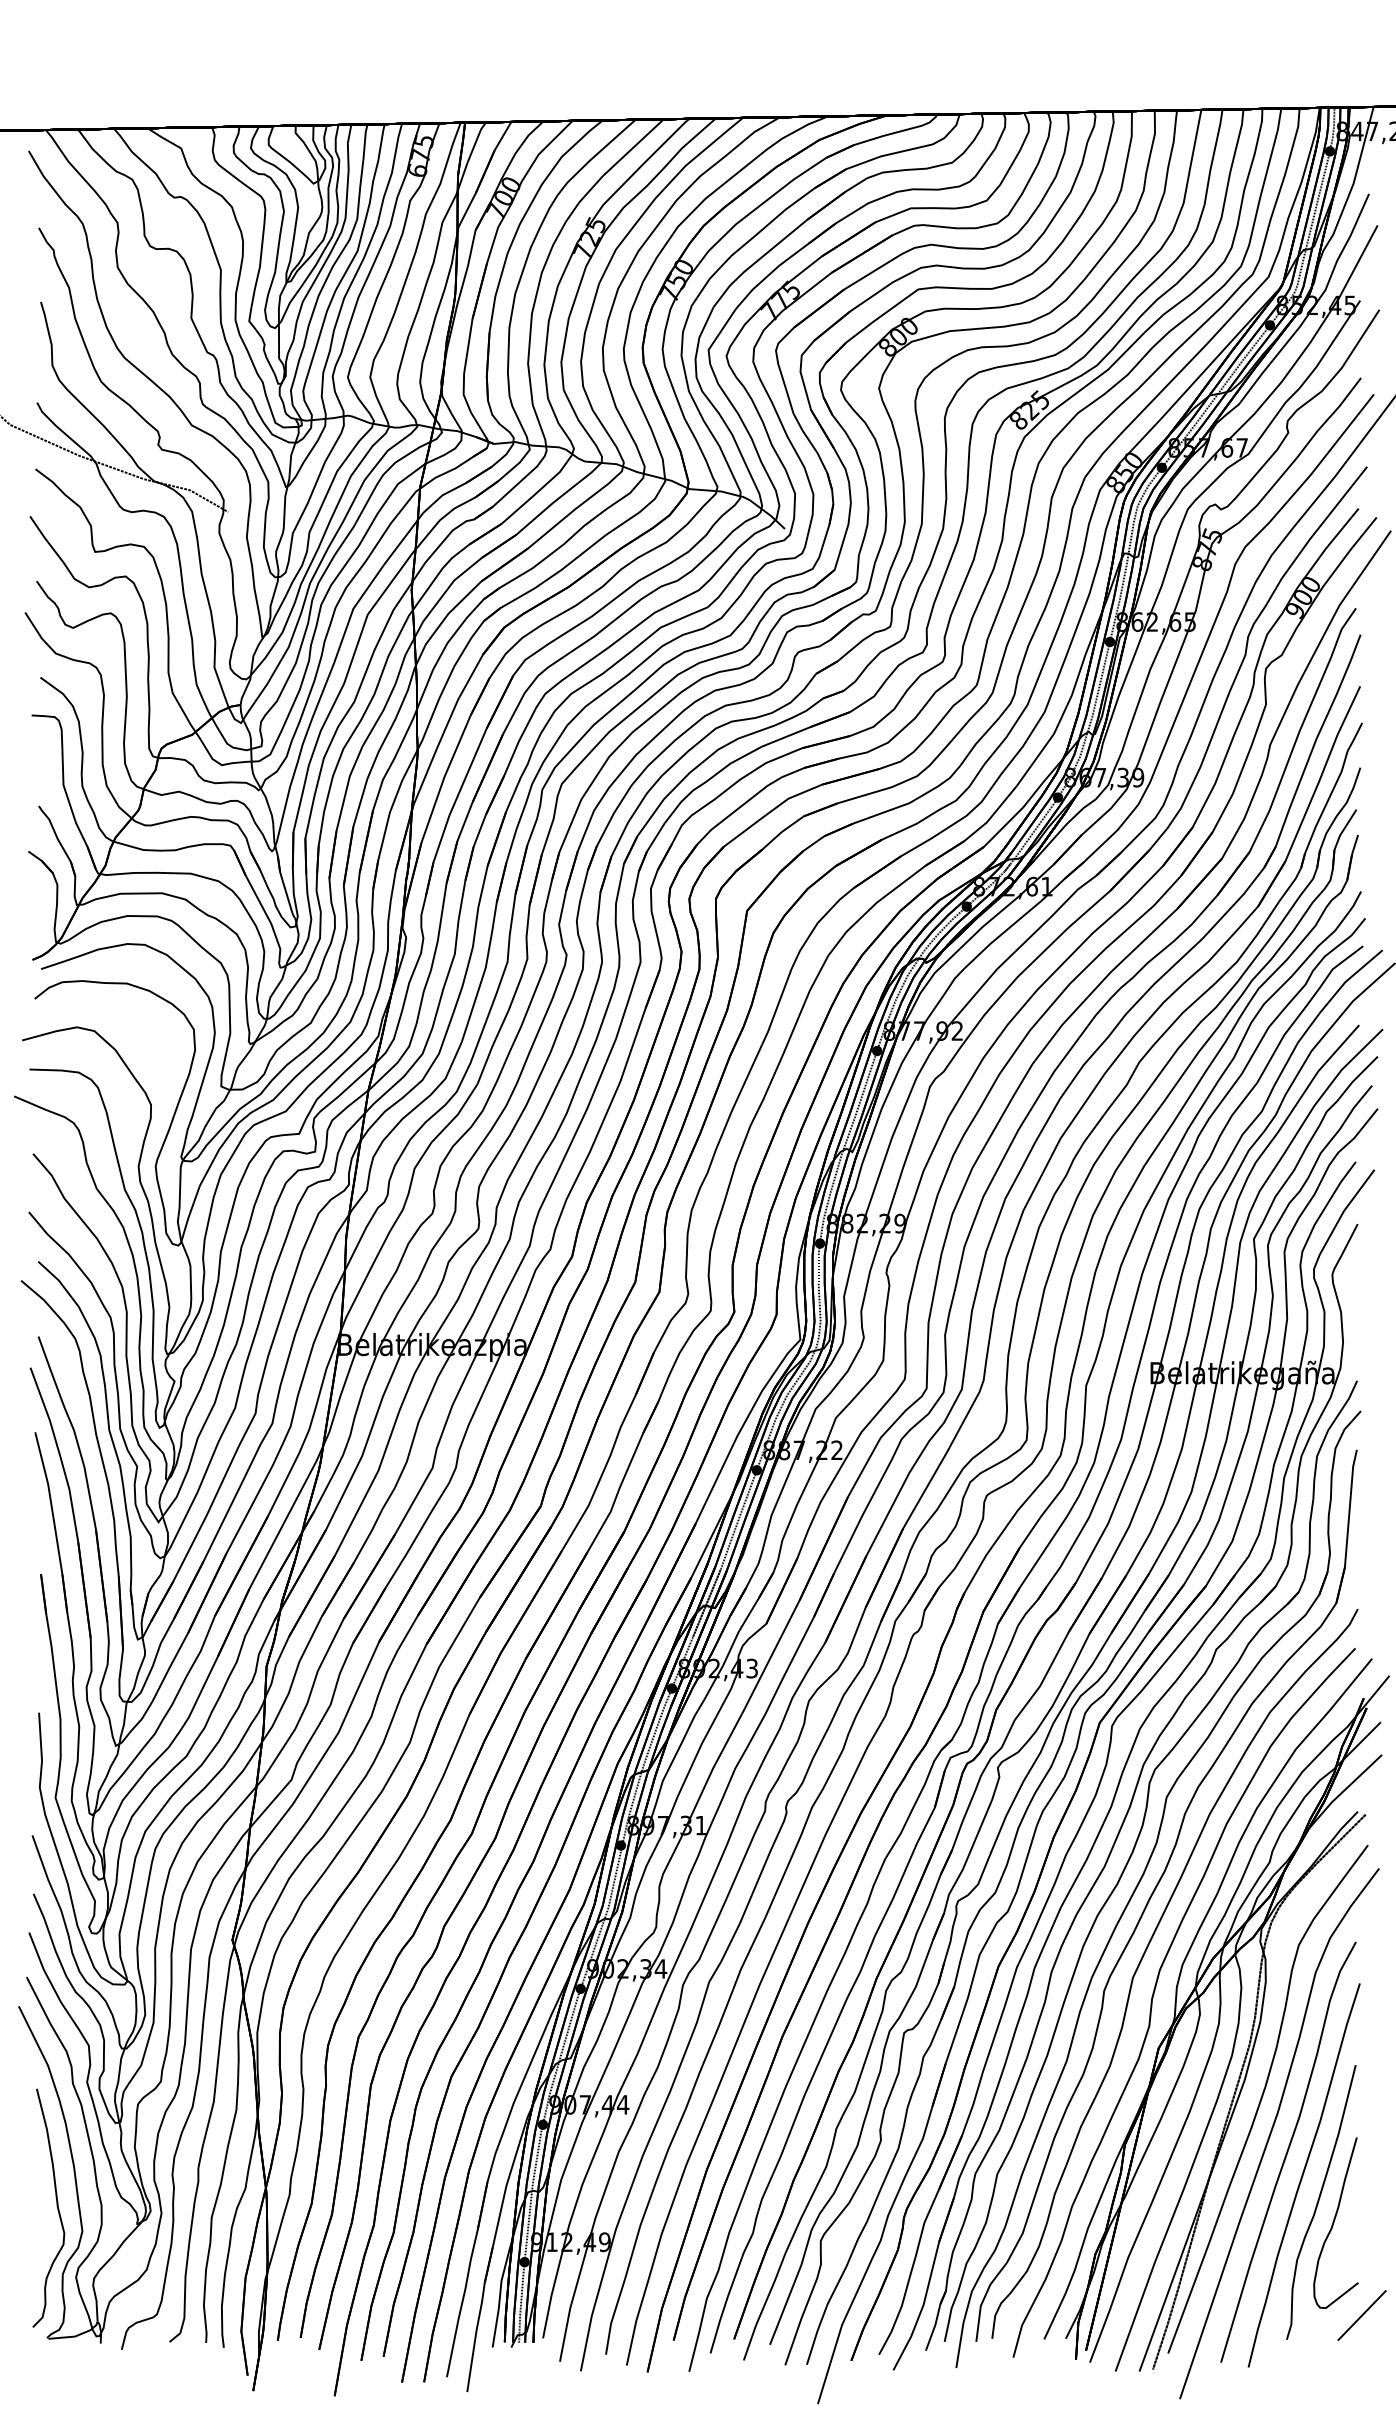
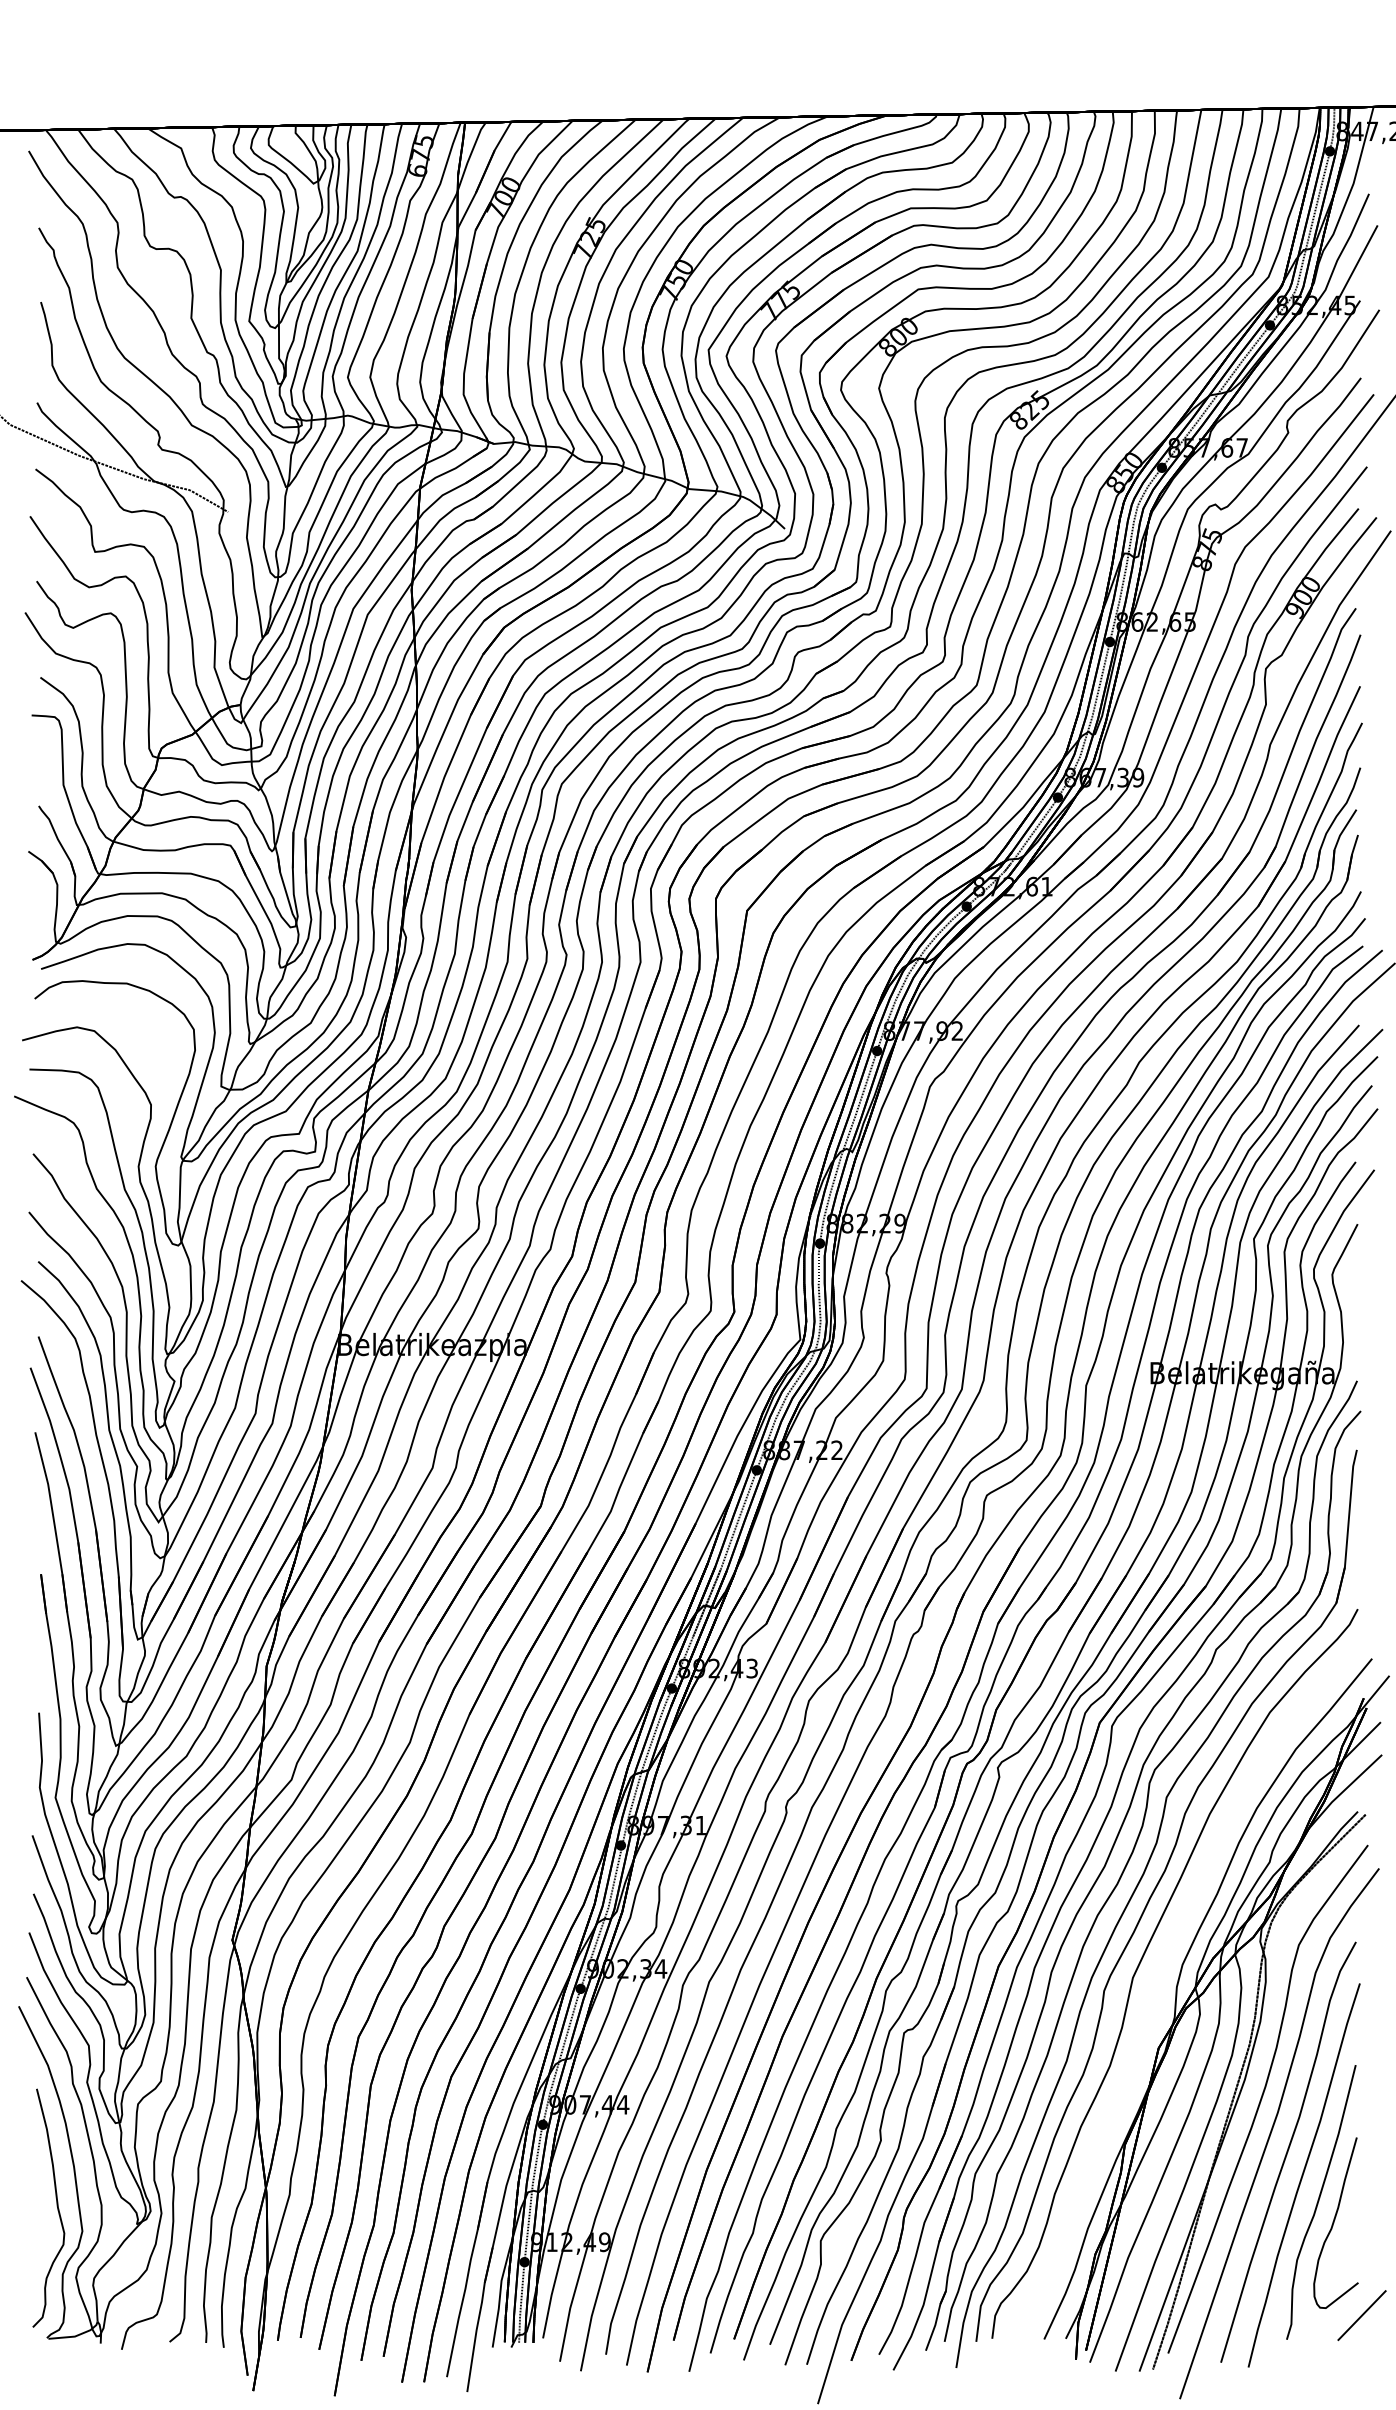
curve: present -> none (1154, 1994)
